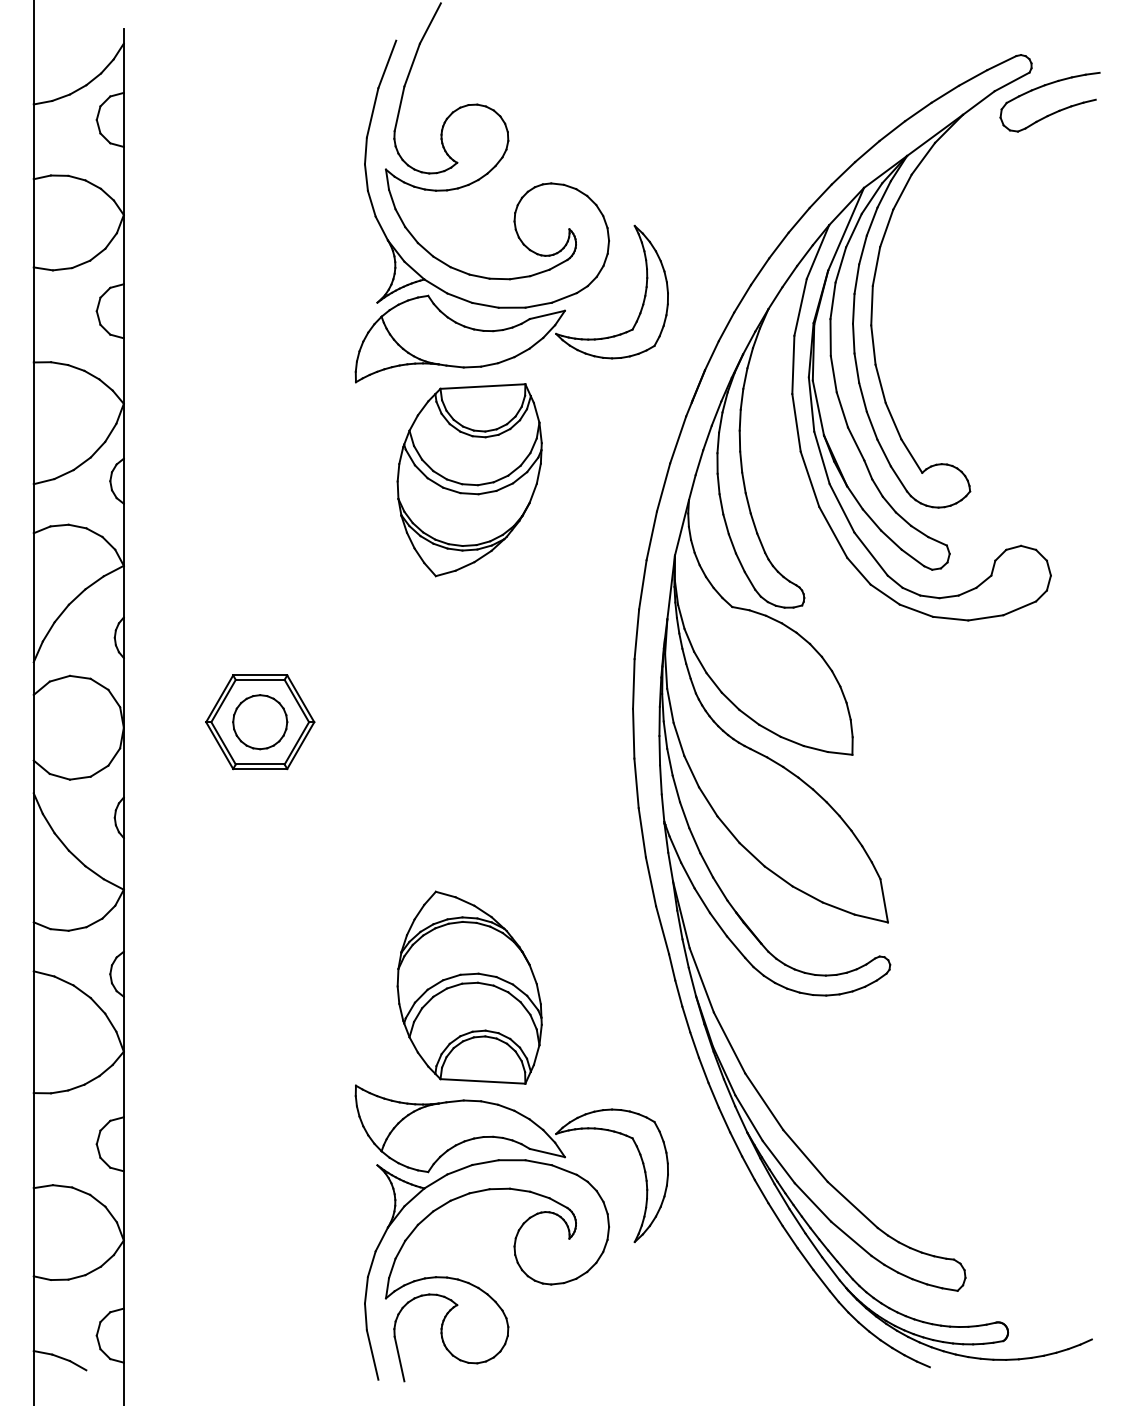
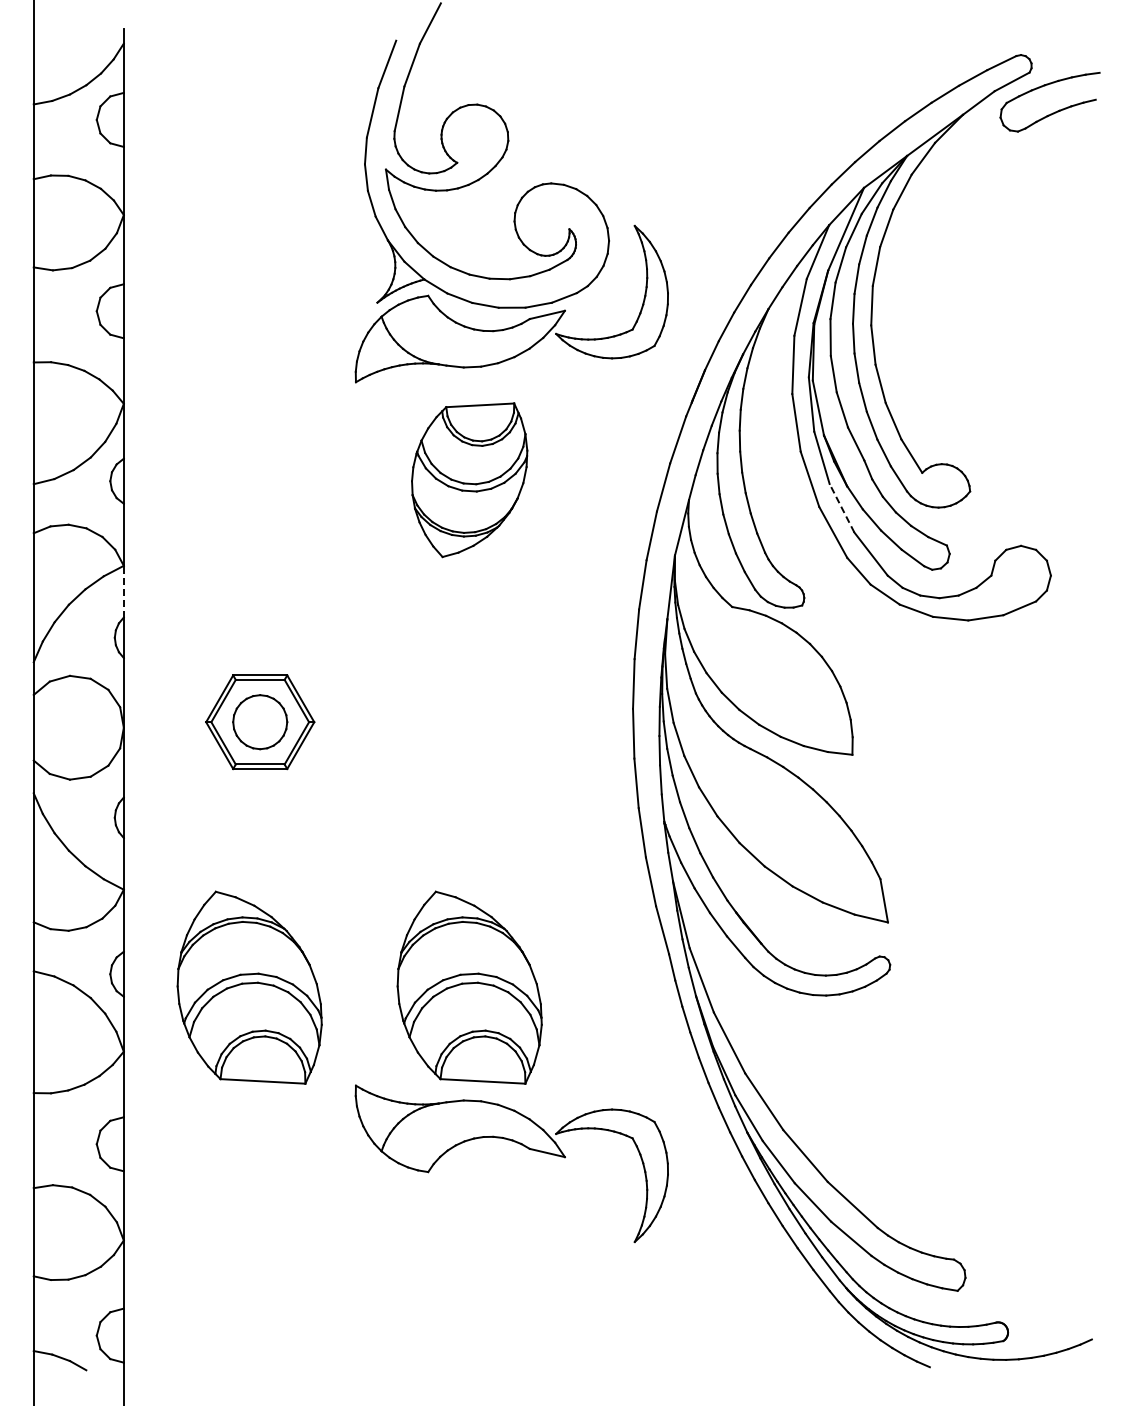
part size: 147x195 px -> 118x157 px (469, 480)
line: solid -> dashed (841, 507)
line: solid -> dashed (123, 591)
part: none -> present (249, 987)
part: present -> none (478, 1286)
